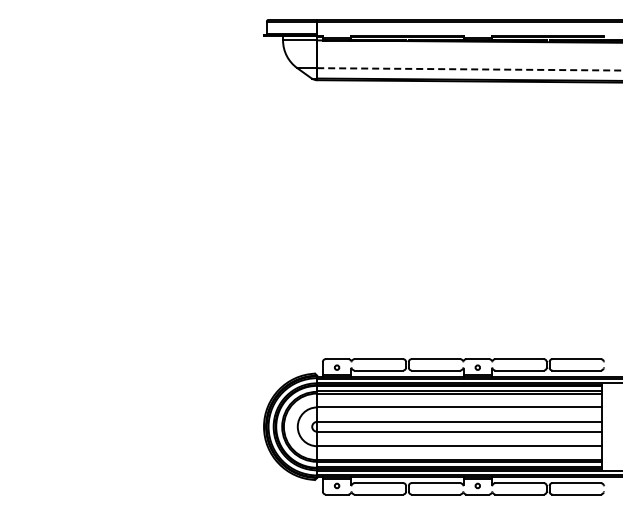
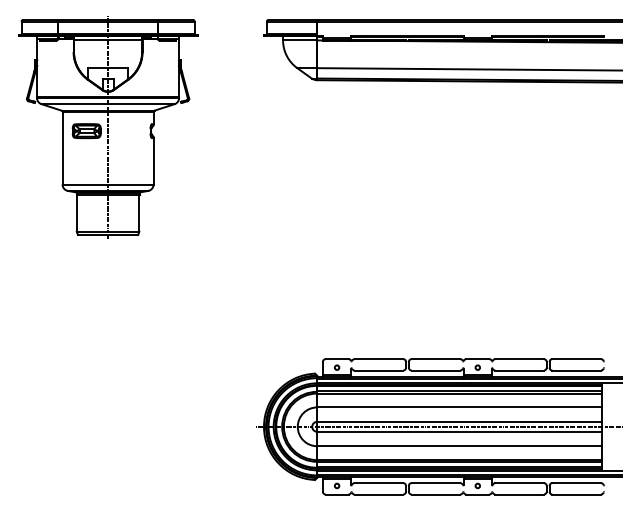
line: dashed -> solid (470, 69)
part: none -> present (108, 127)
line: none -> present (437, 426)
